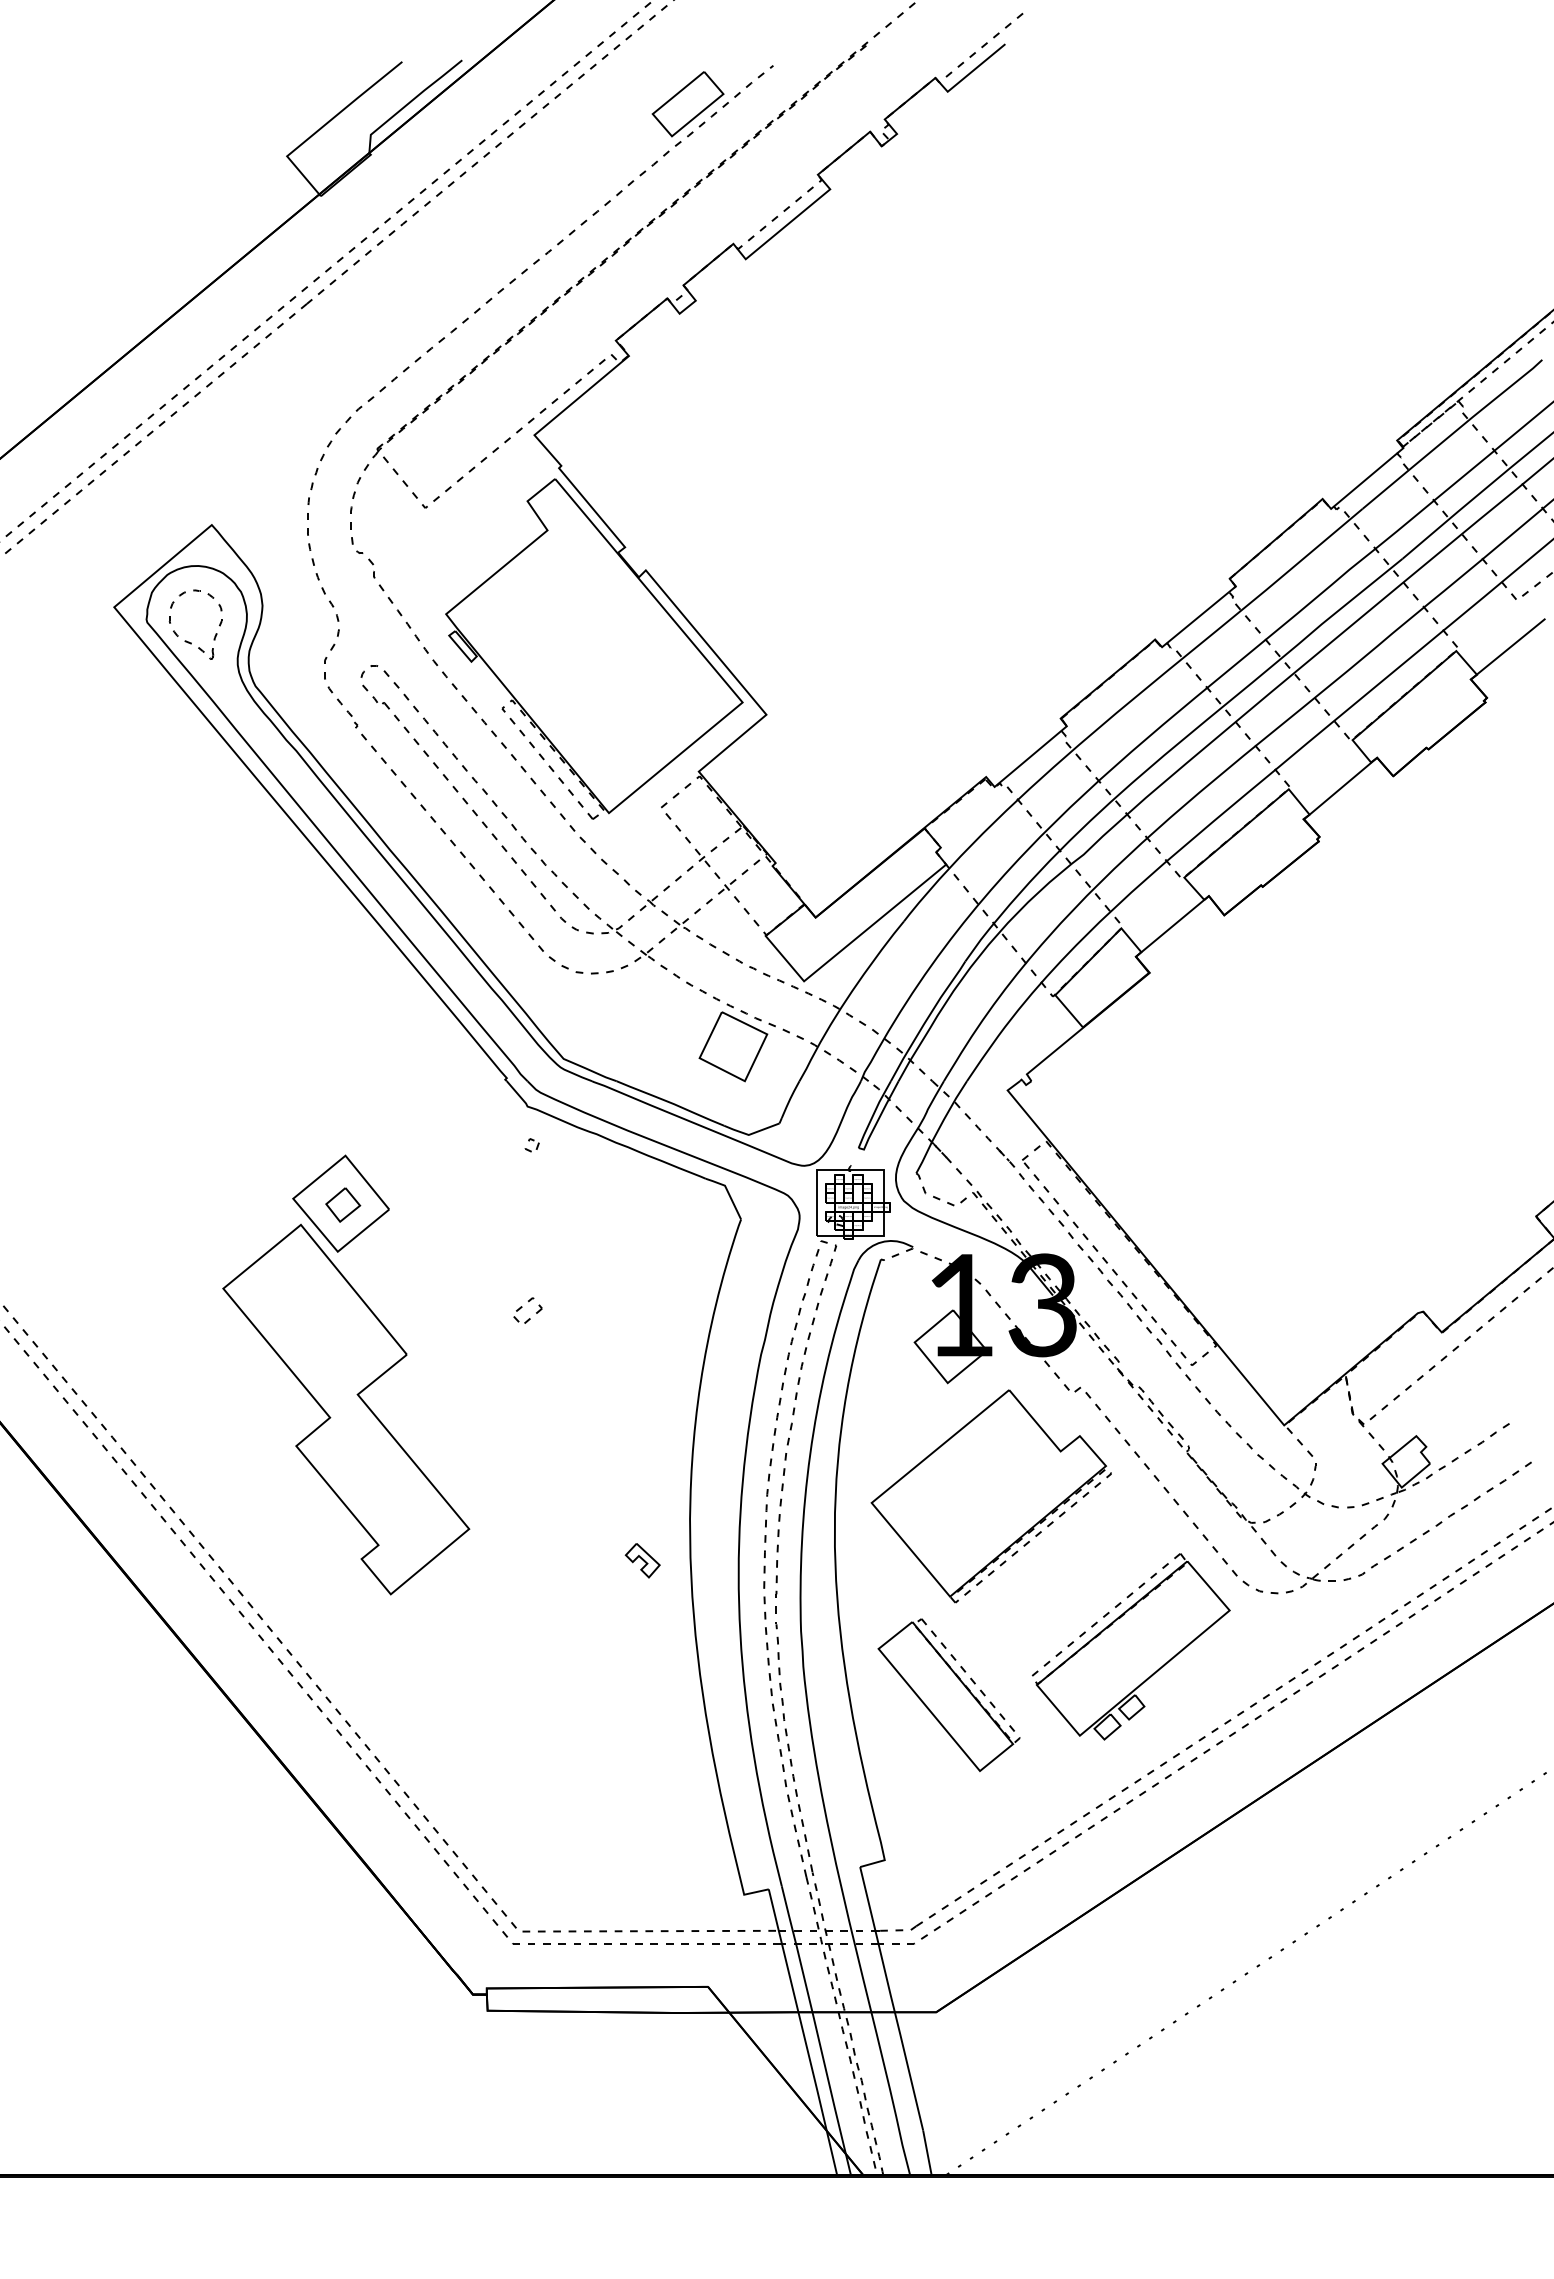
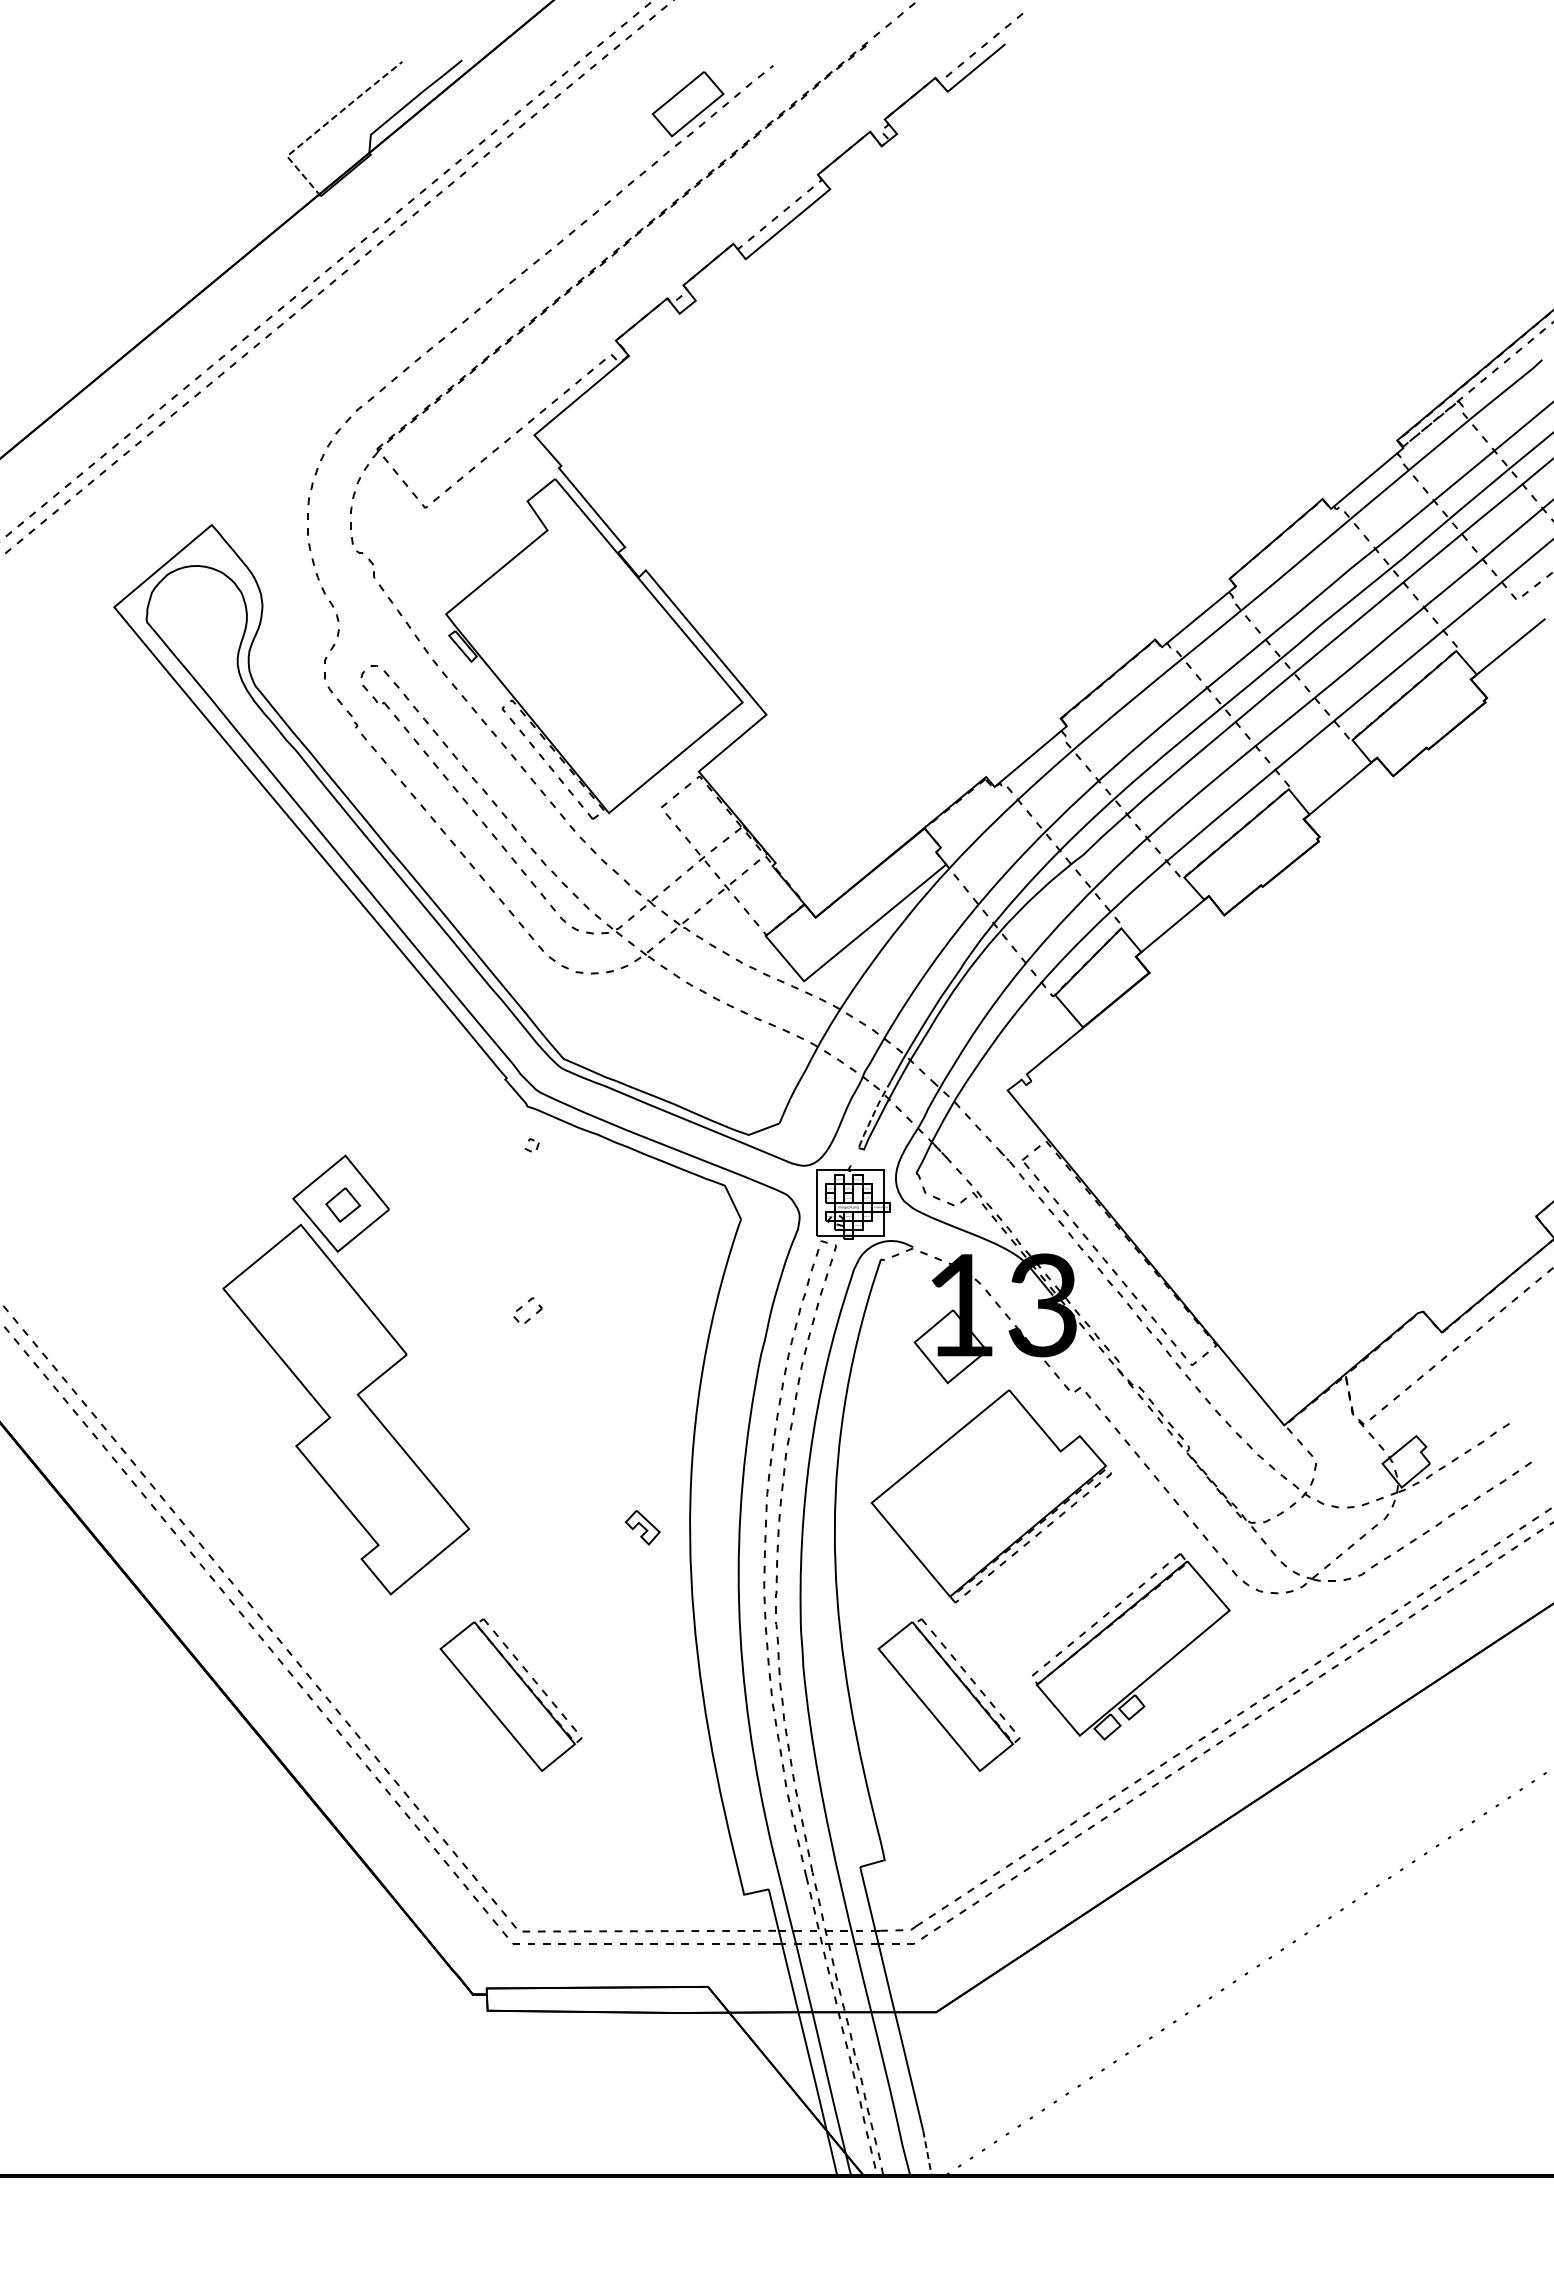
line: solid -> dashed (324, 125)
part: present -> none (189, 641)
part: present -> none (733, 1046)
line: solid -> dashed (873, 1114)
part position: (642, 1560) -> (642, 1527) (642, 1527)
part: none -> present (510, 1694)
line: solid -> dashed (927, 2152)
